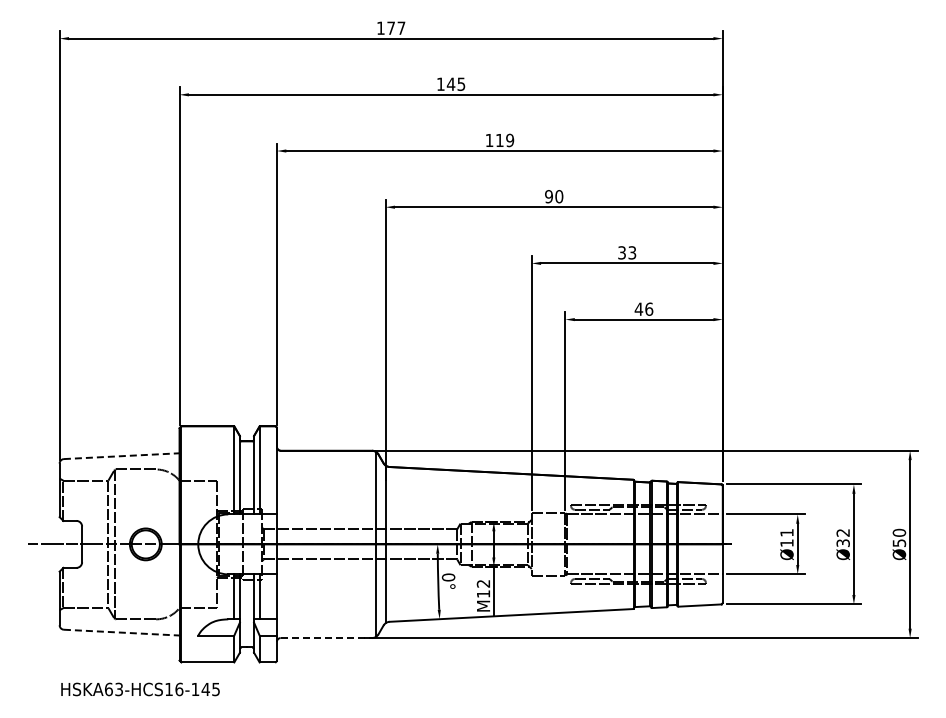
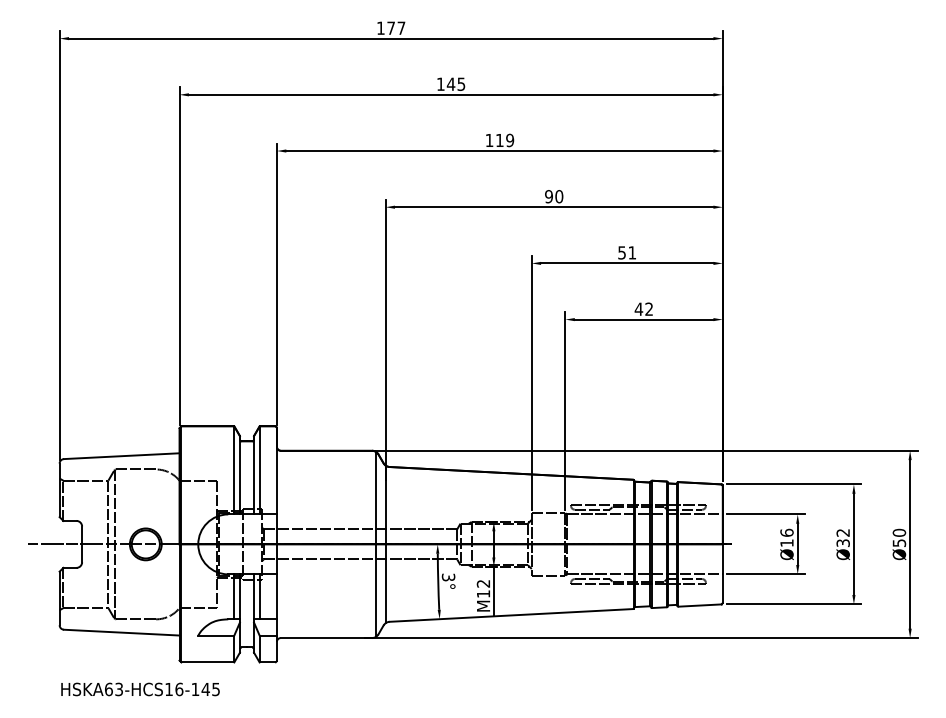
text: 33 -> 51 (627, 252)
text: 46 -> 42 (649, 308)
line: dashed -> solid (121, 456)
text: Ø11 -> Ø16 (786, 532)
text: 0° -> 3° (448, 577)
line: dashed -> solid (121, 632)
line: dashed -> solid (326, 638)
